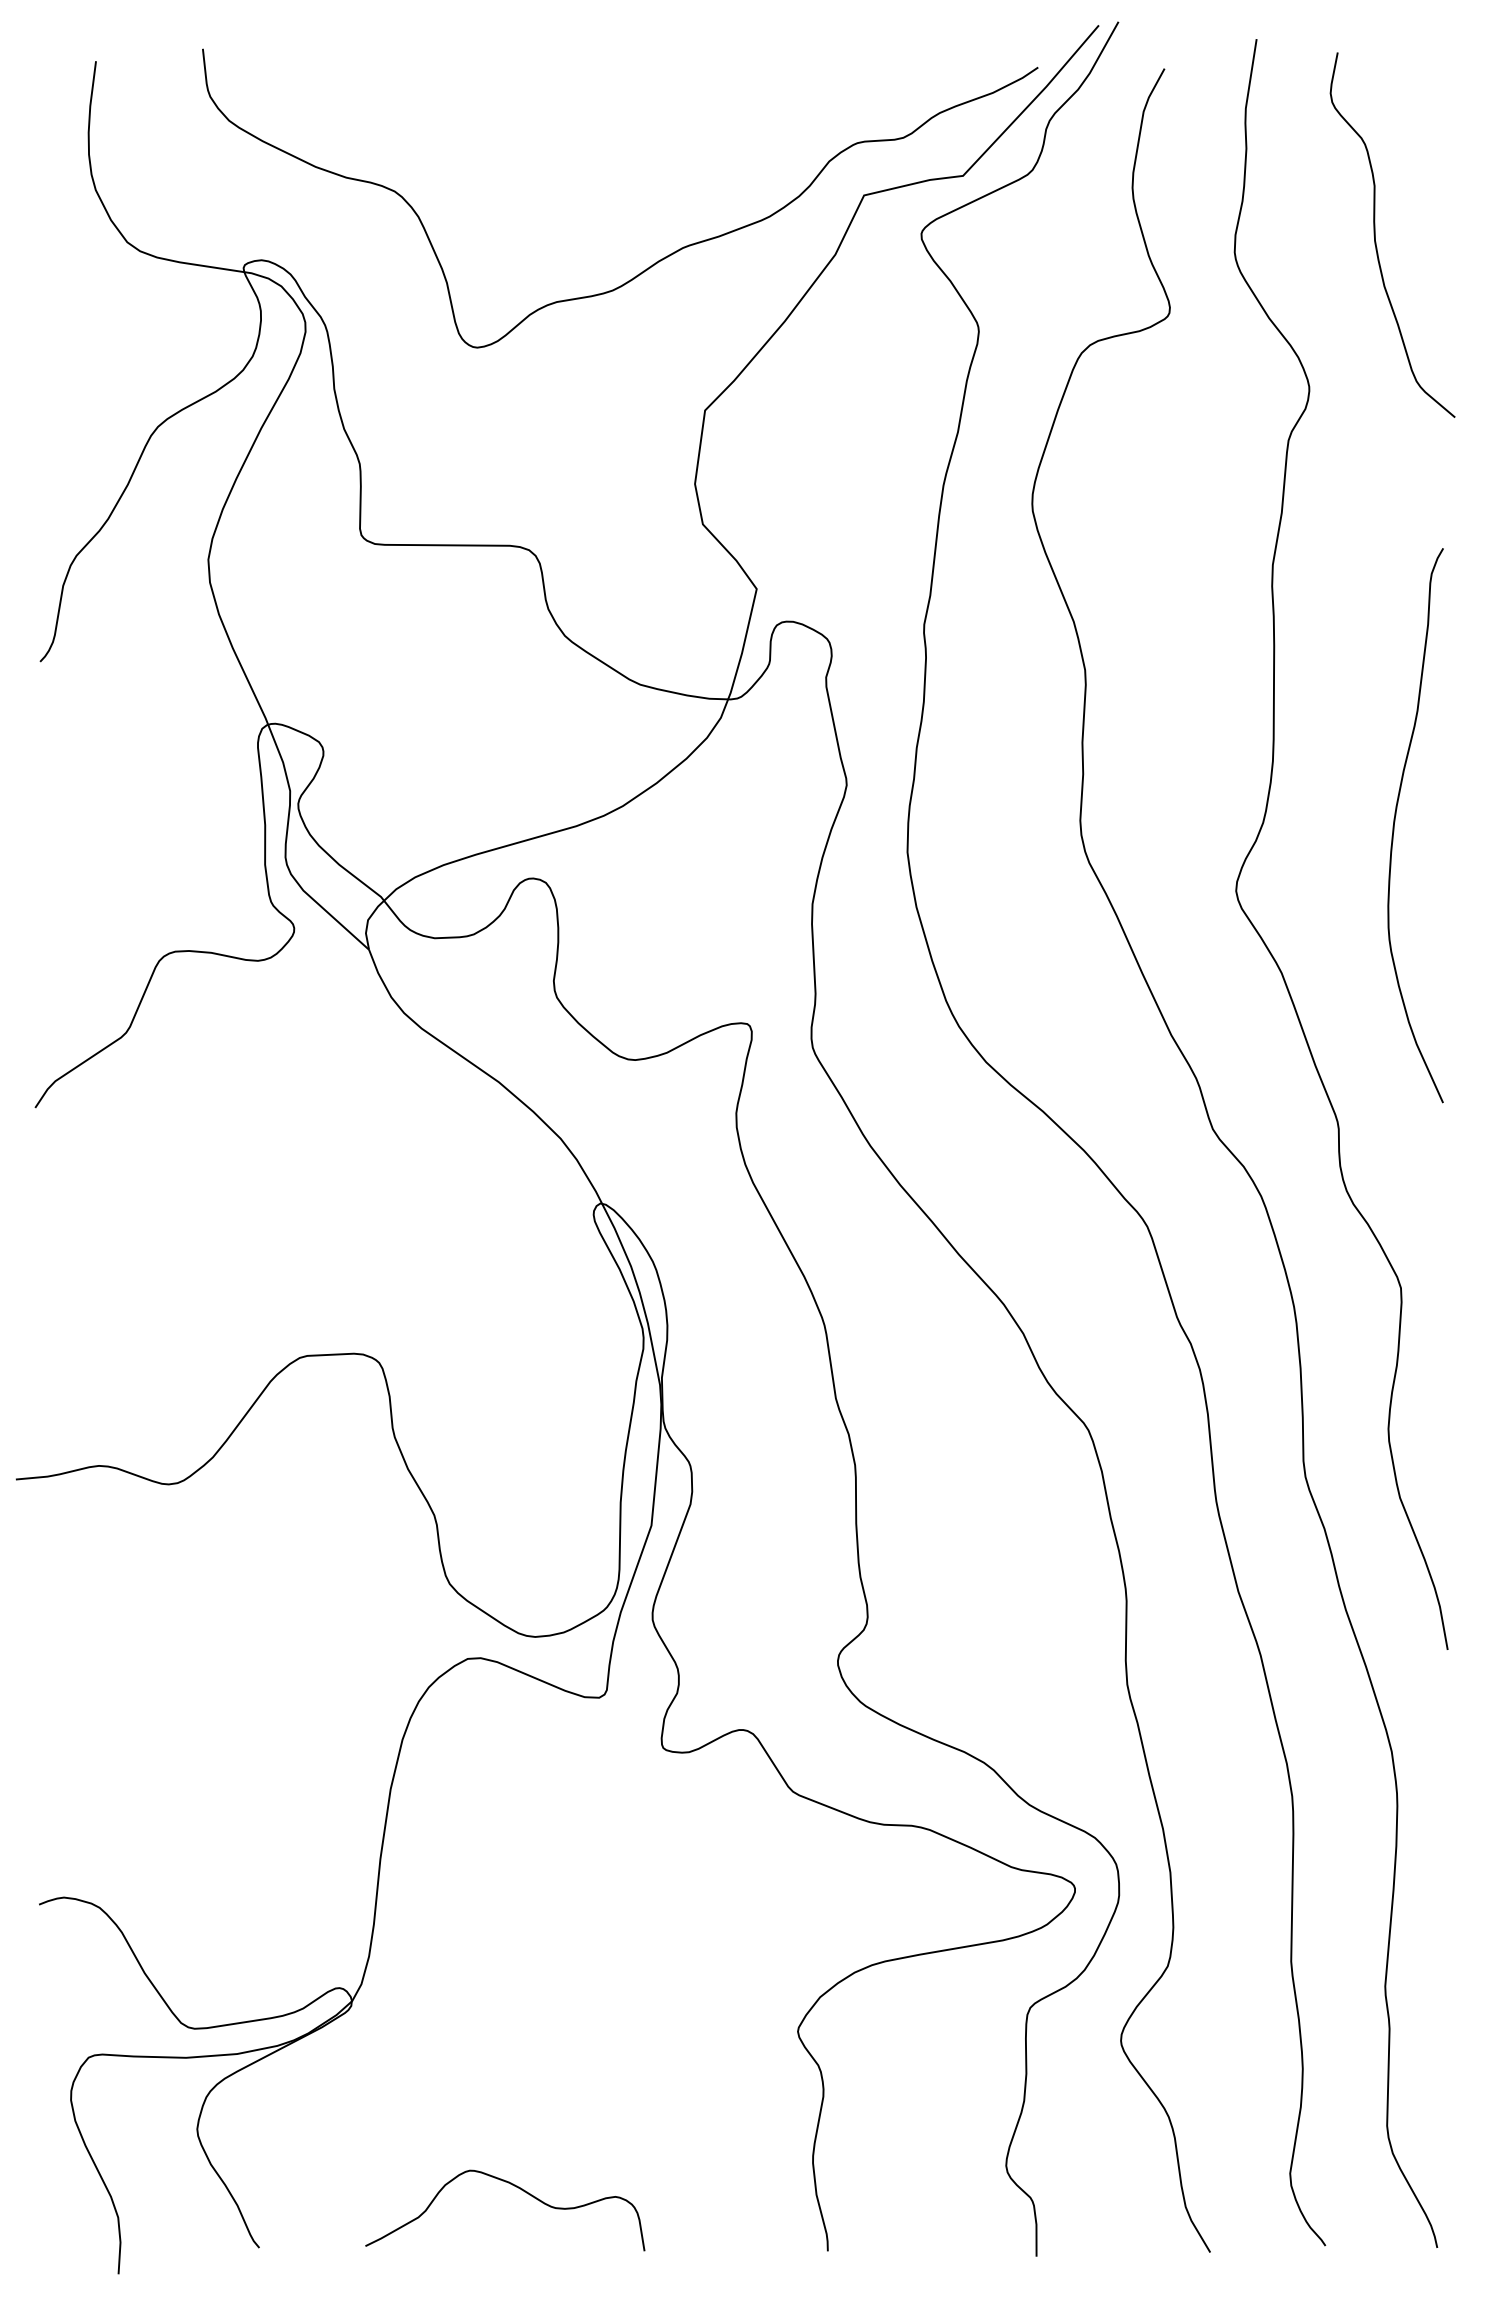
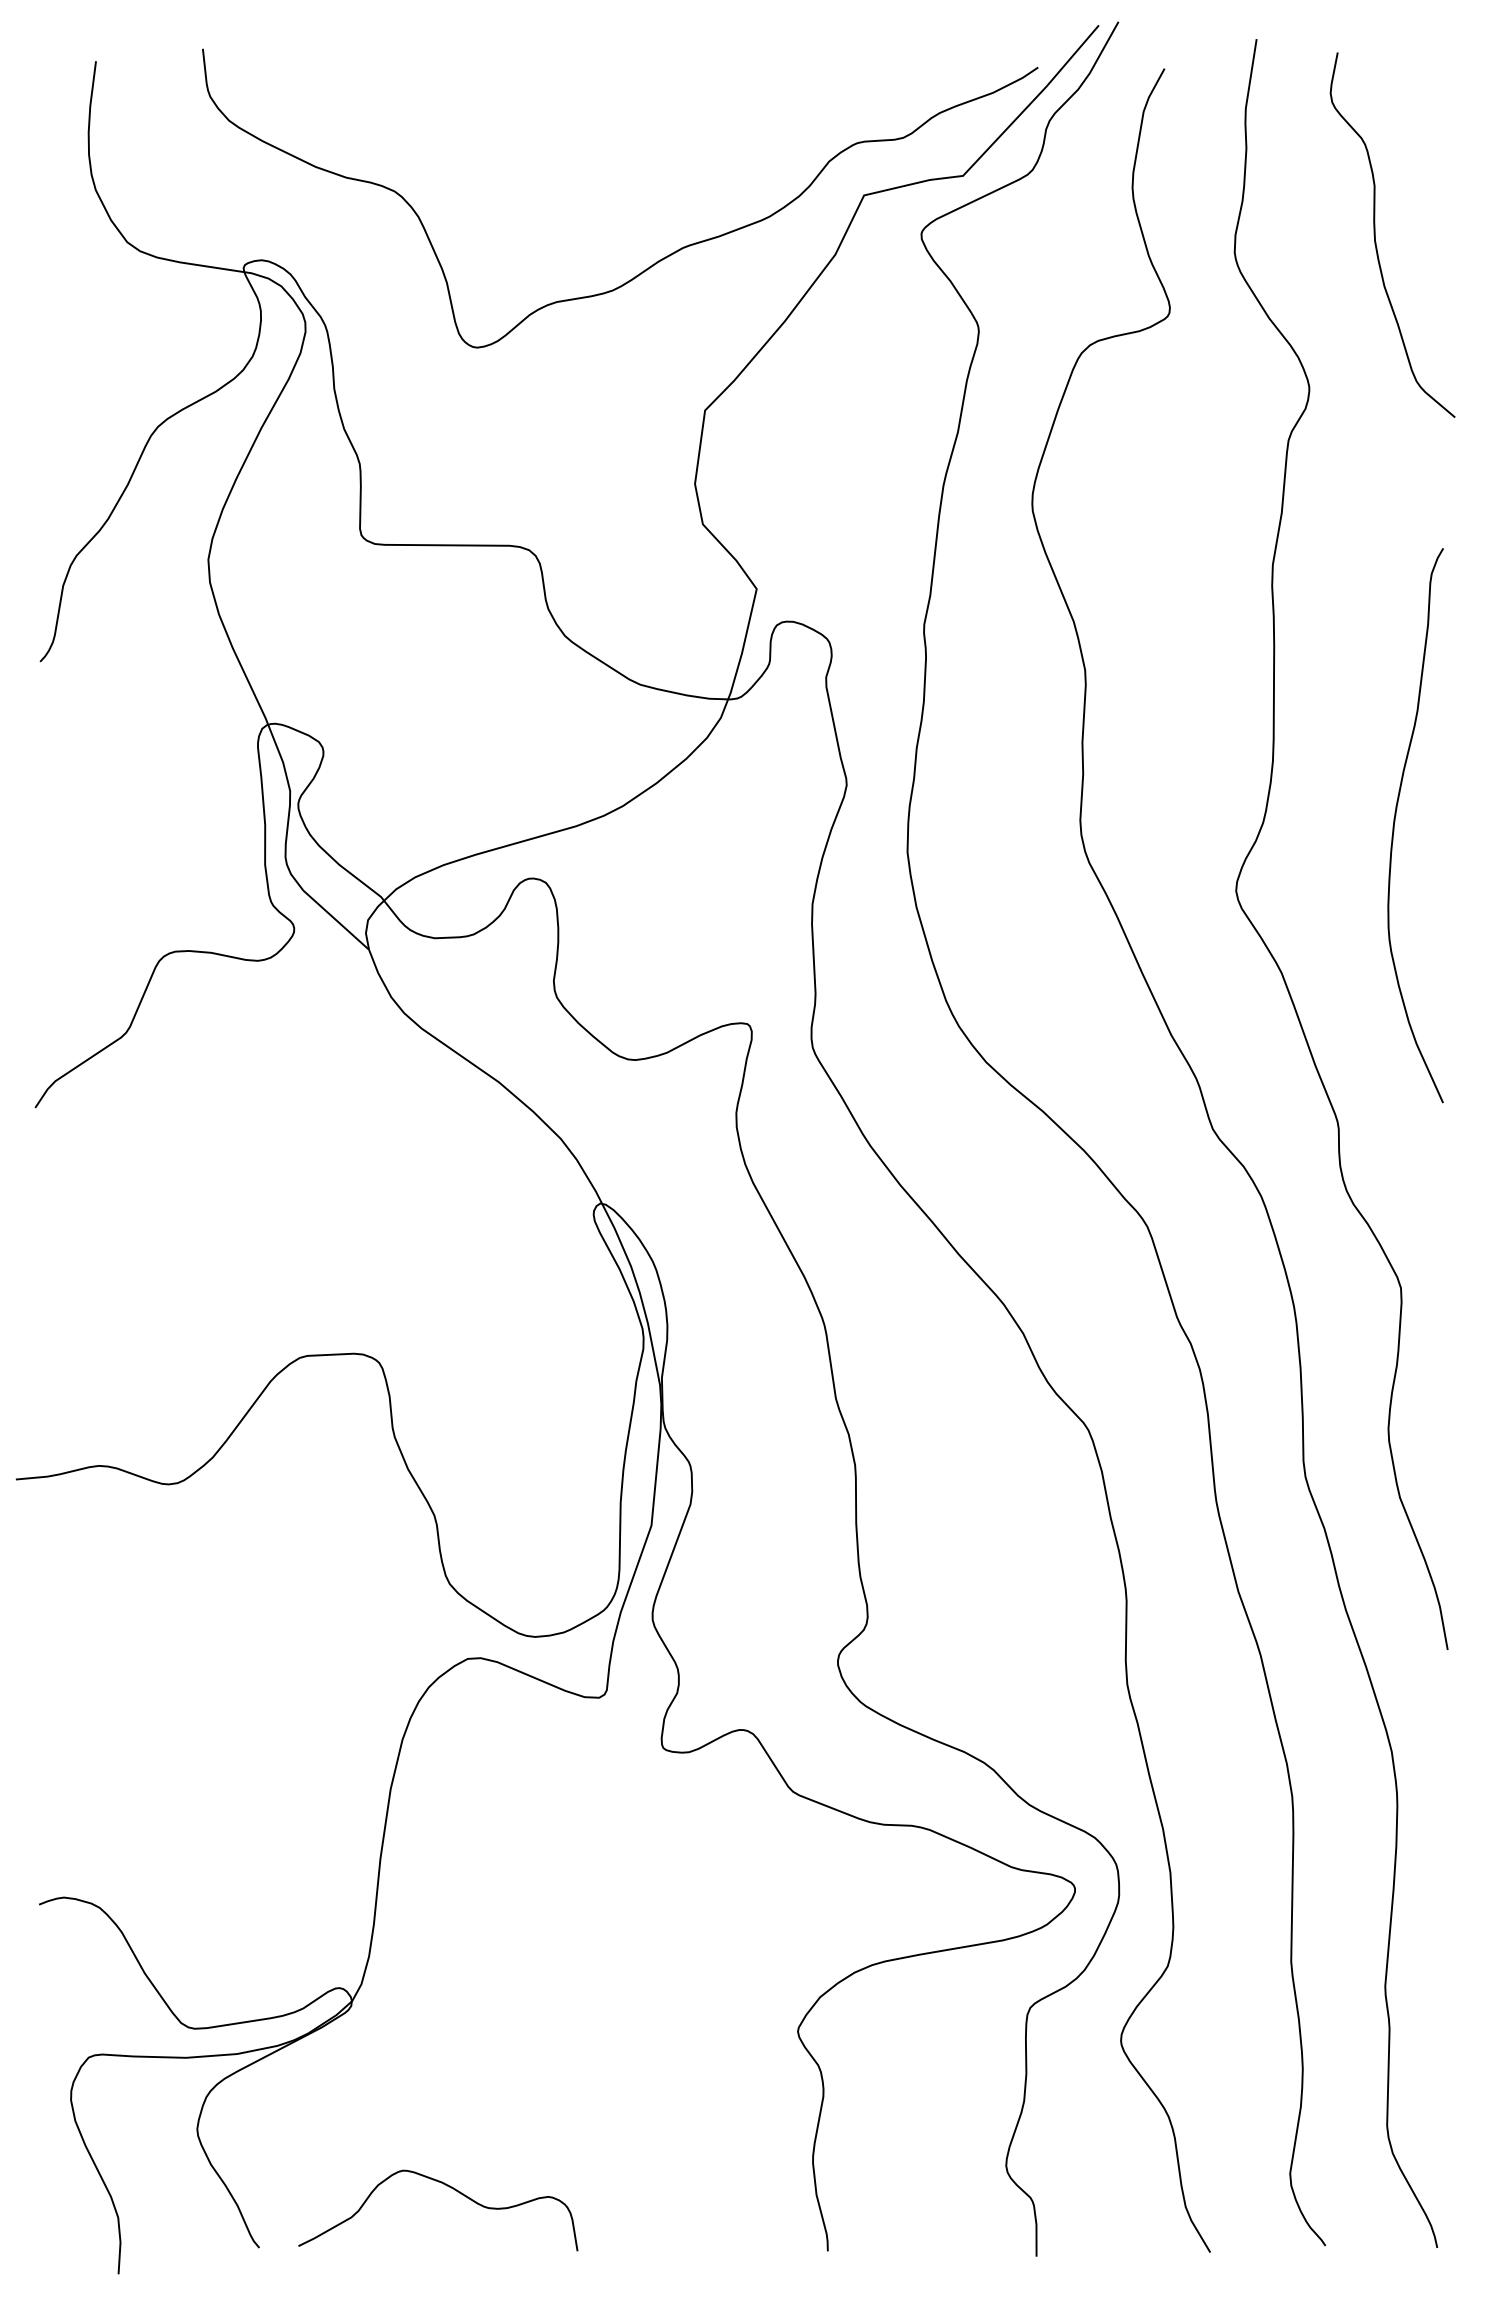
curve position: (516, 2187) -> (449, 2187) (449, 2187)
